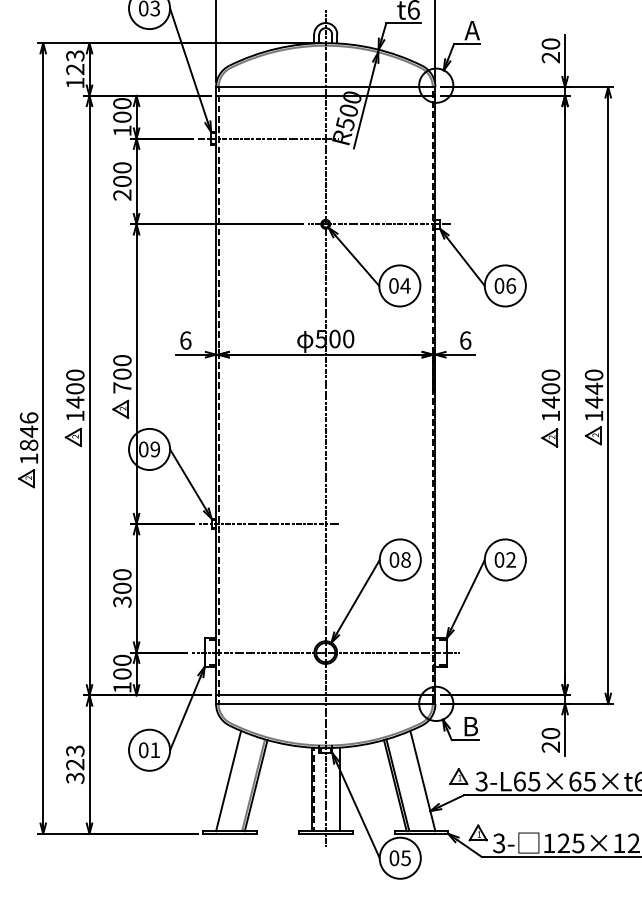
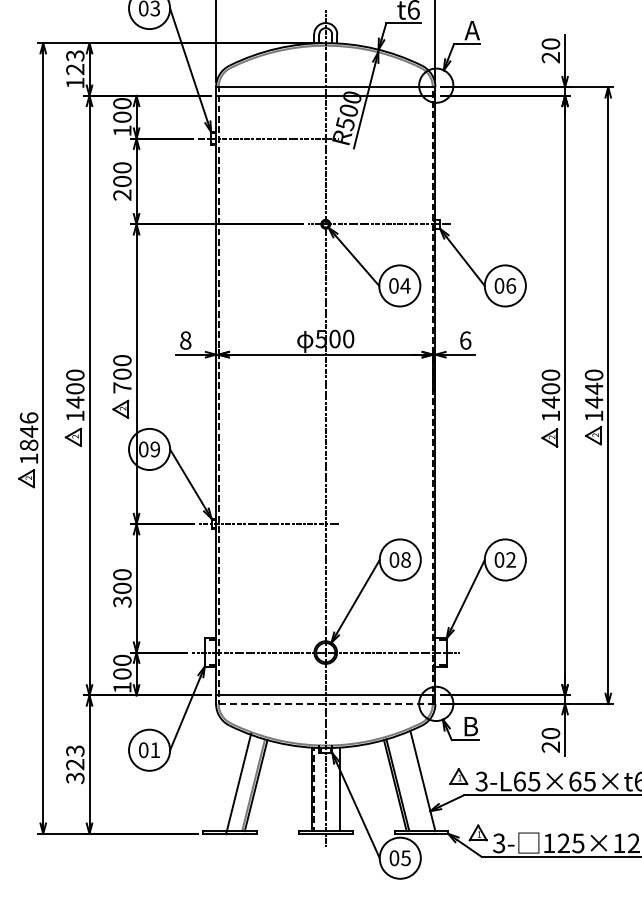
text: 6 -> 8 (185, 340)
line: solid -> dashed (325, 704)
line position: (228, 780) -> (238, 783) (238, 783)
